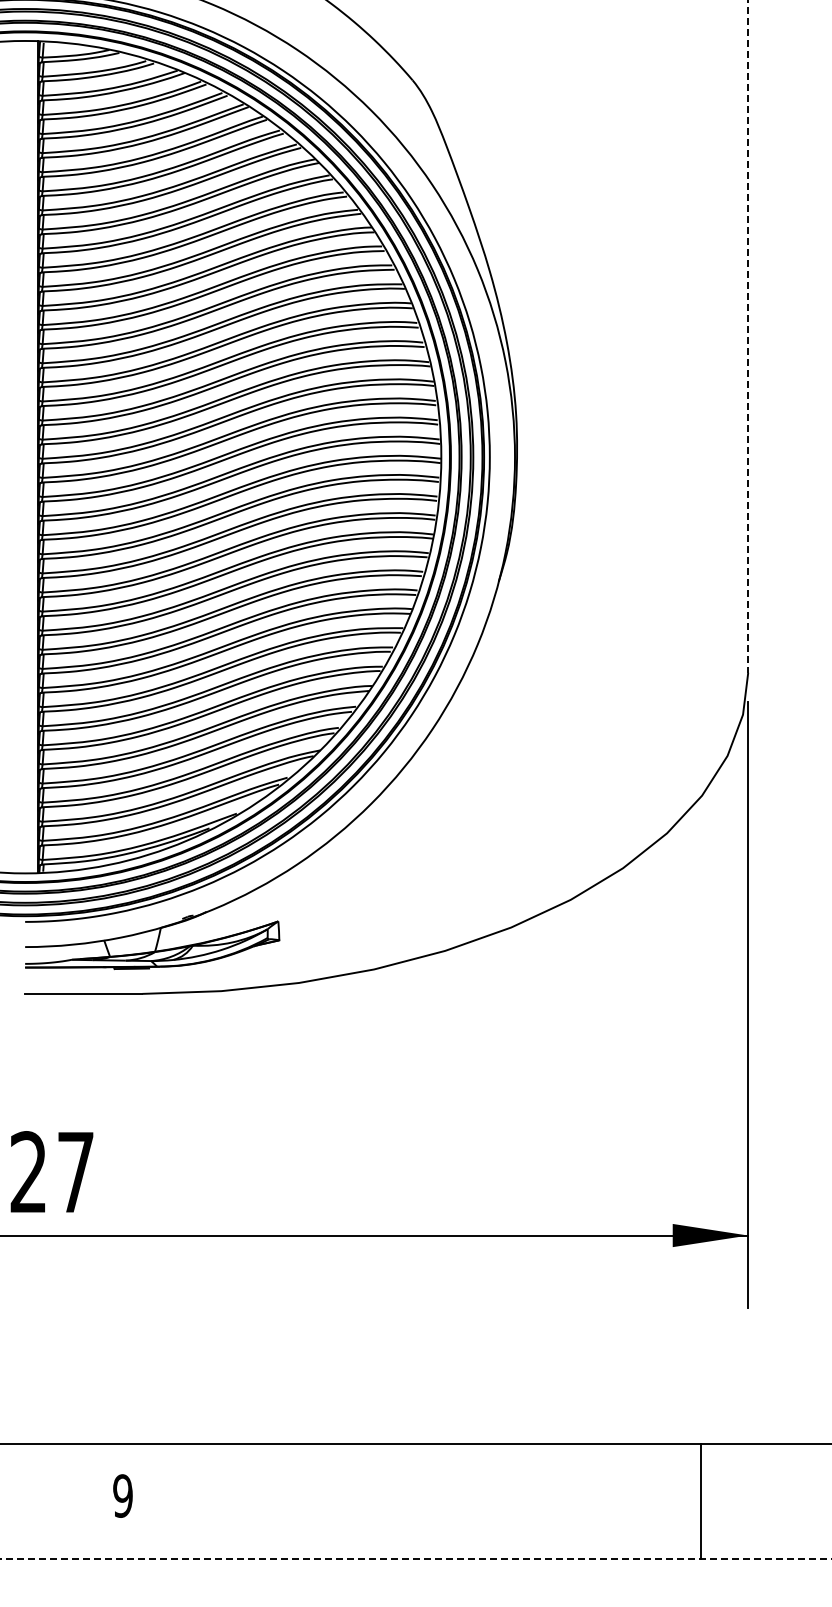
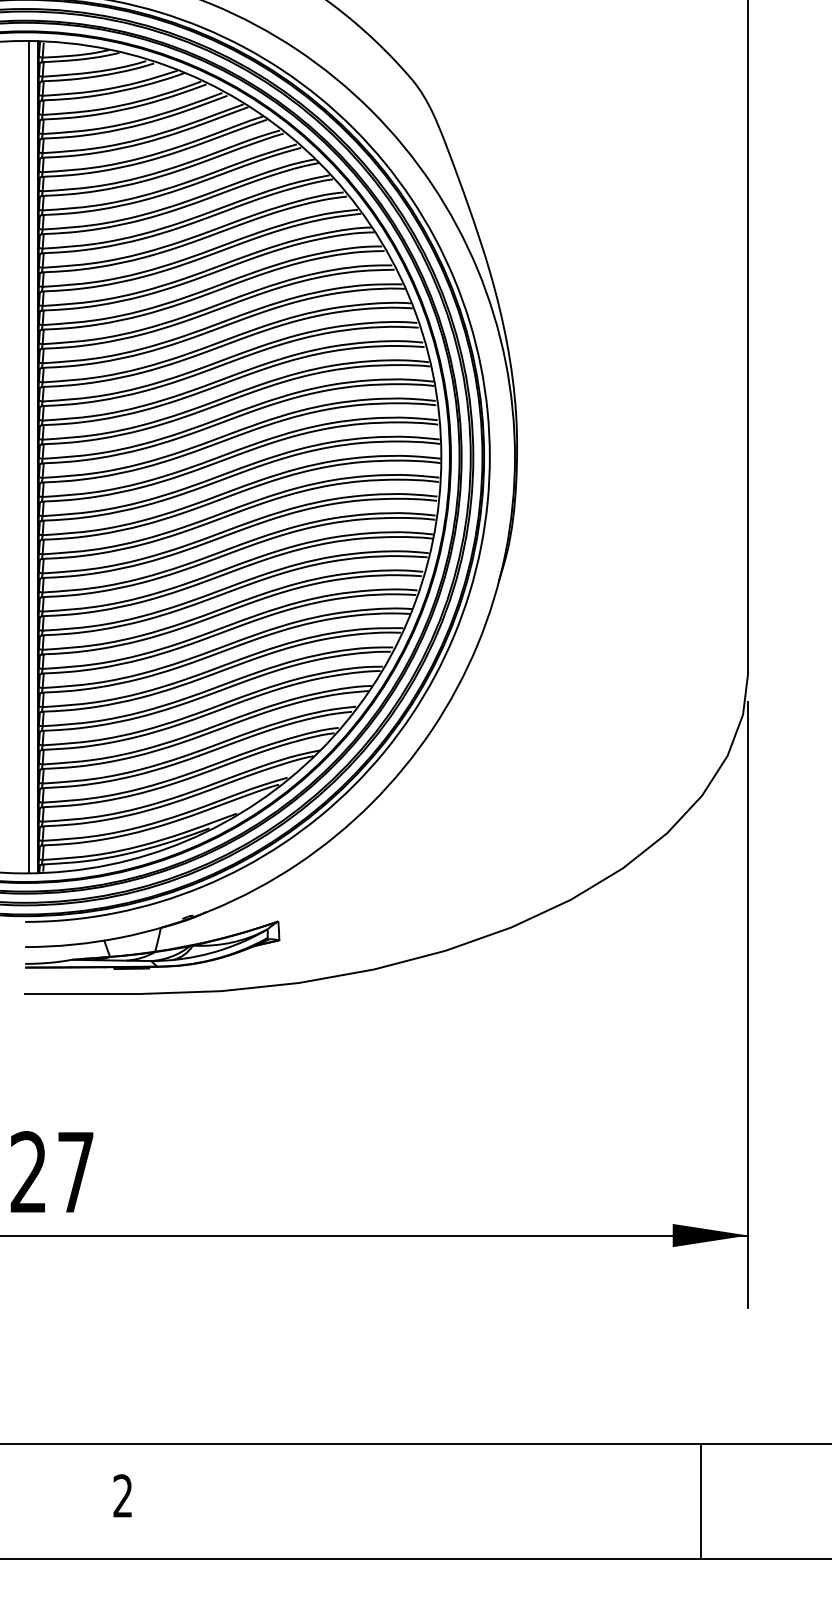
line: dashed -> solid (748, 336)
line: none -> present (29, 457)
text: 9 -> 2 (122, 1495)
line: dashed -> solid (416, 1558)
